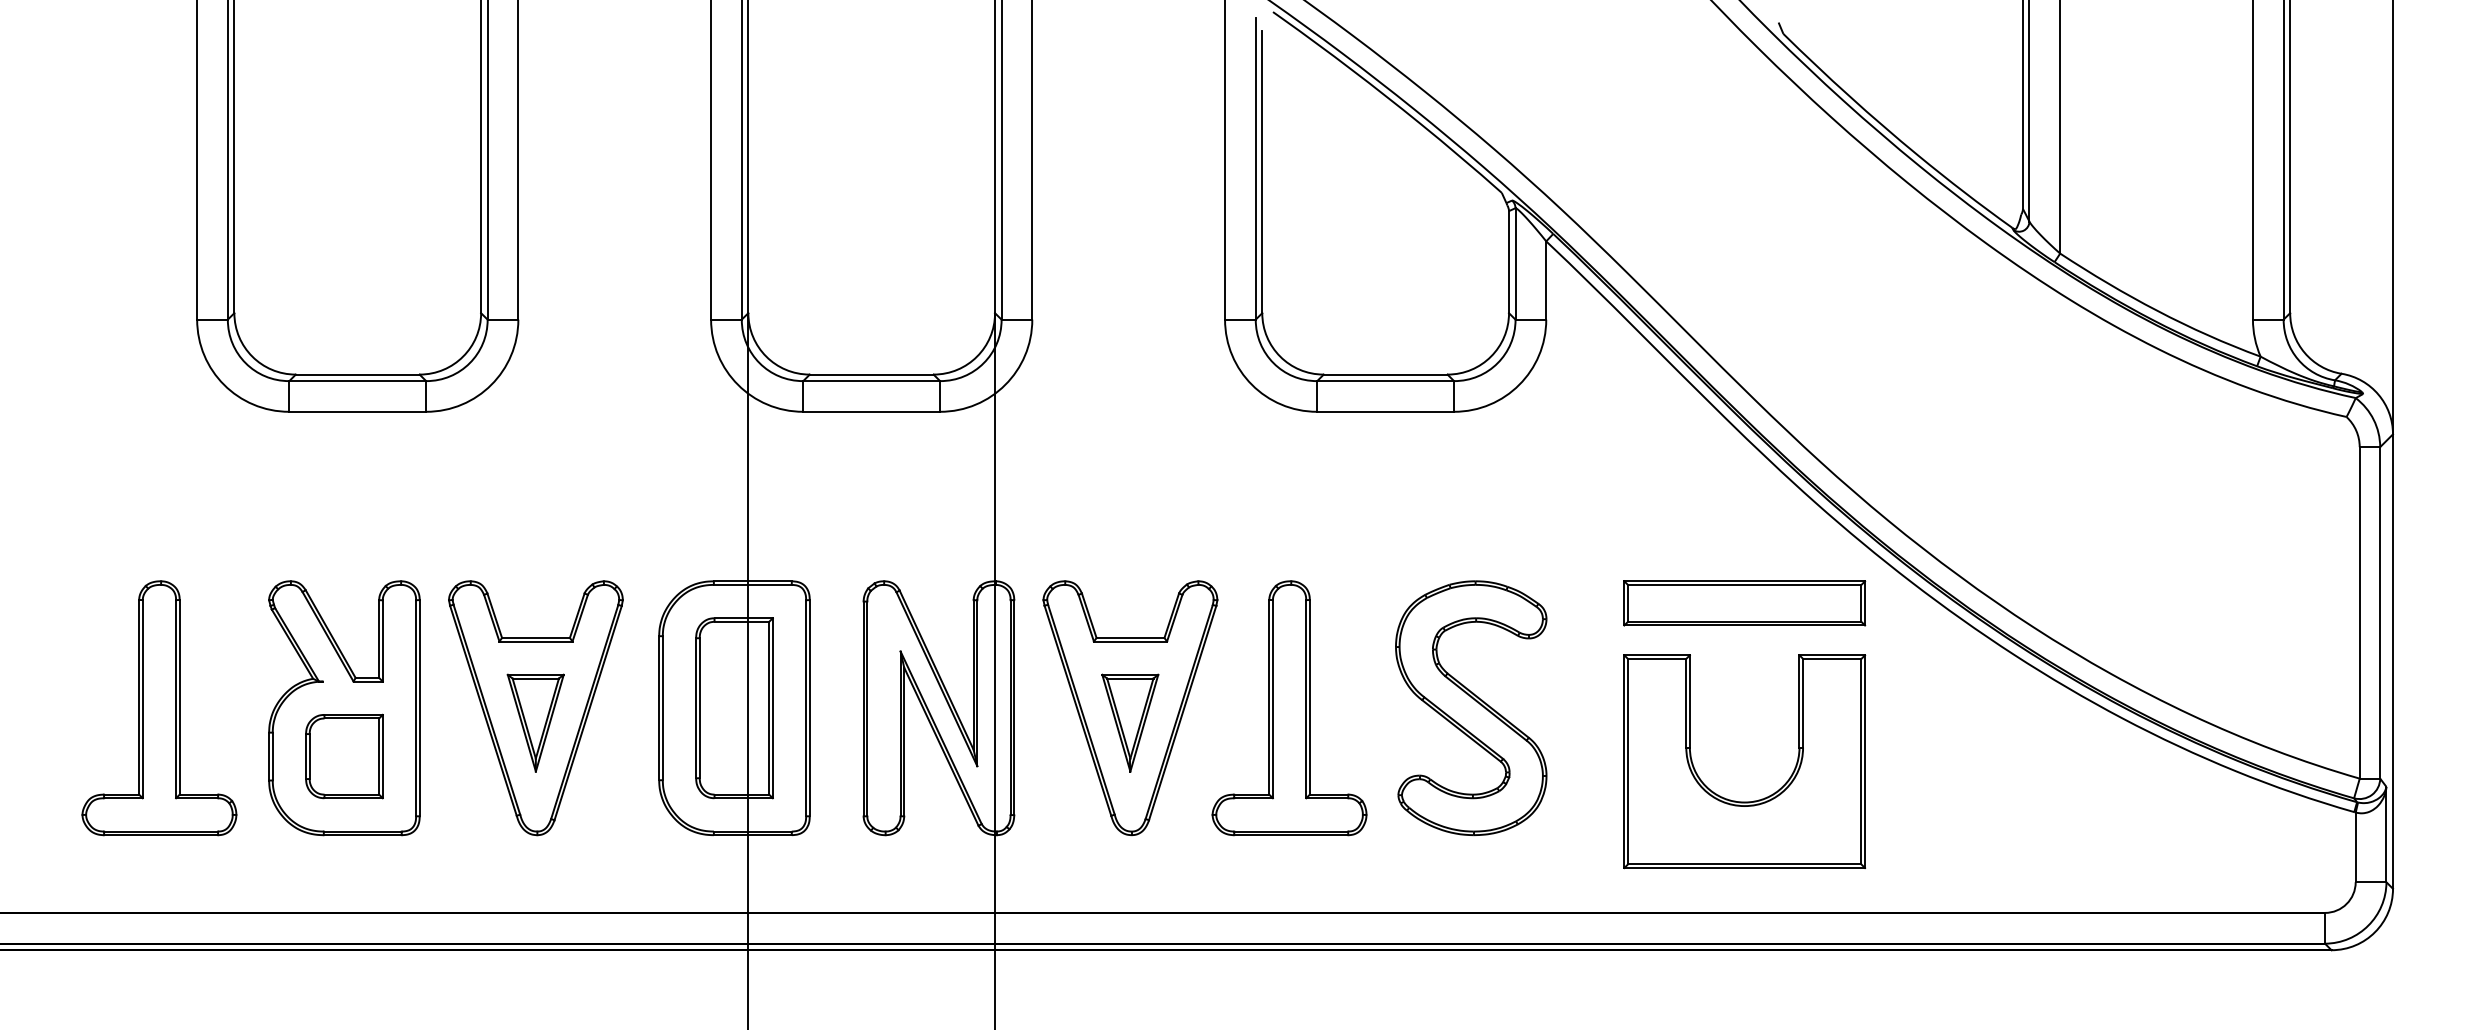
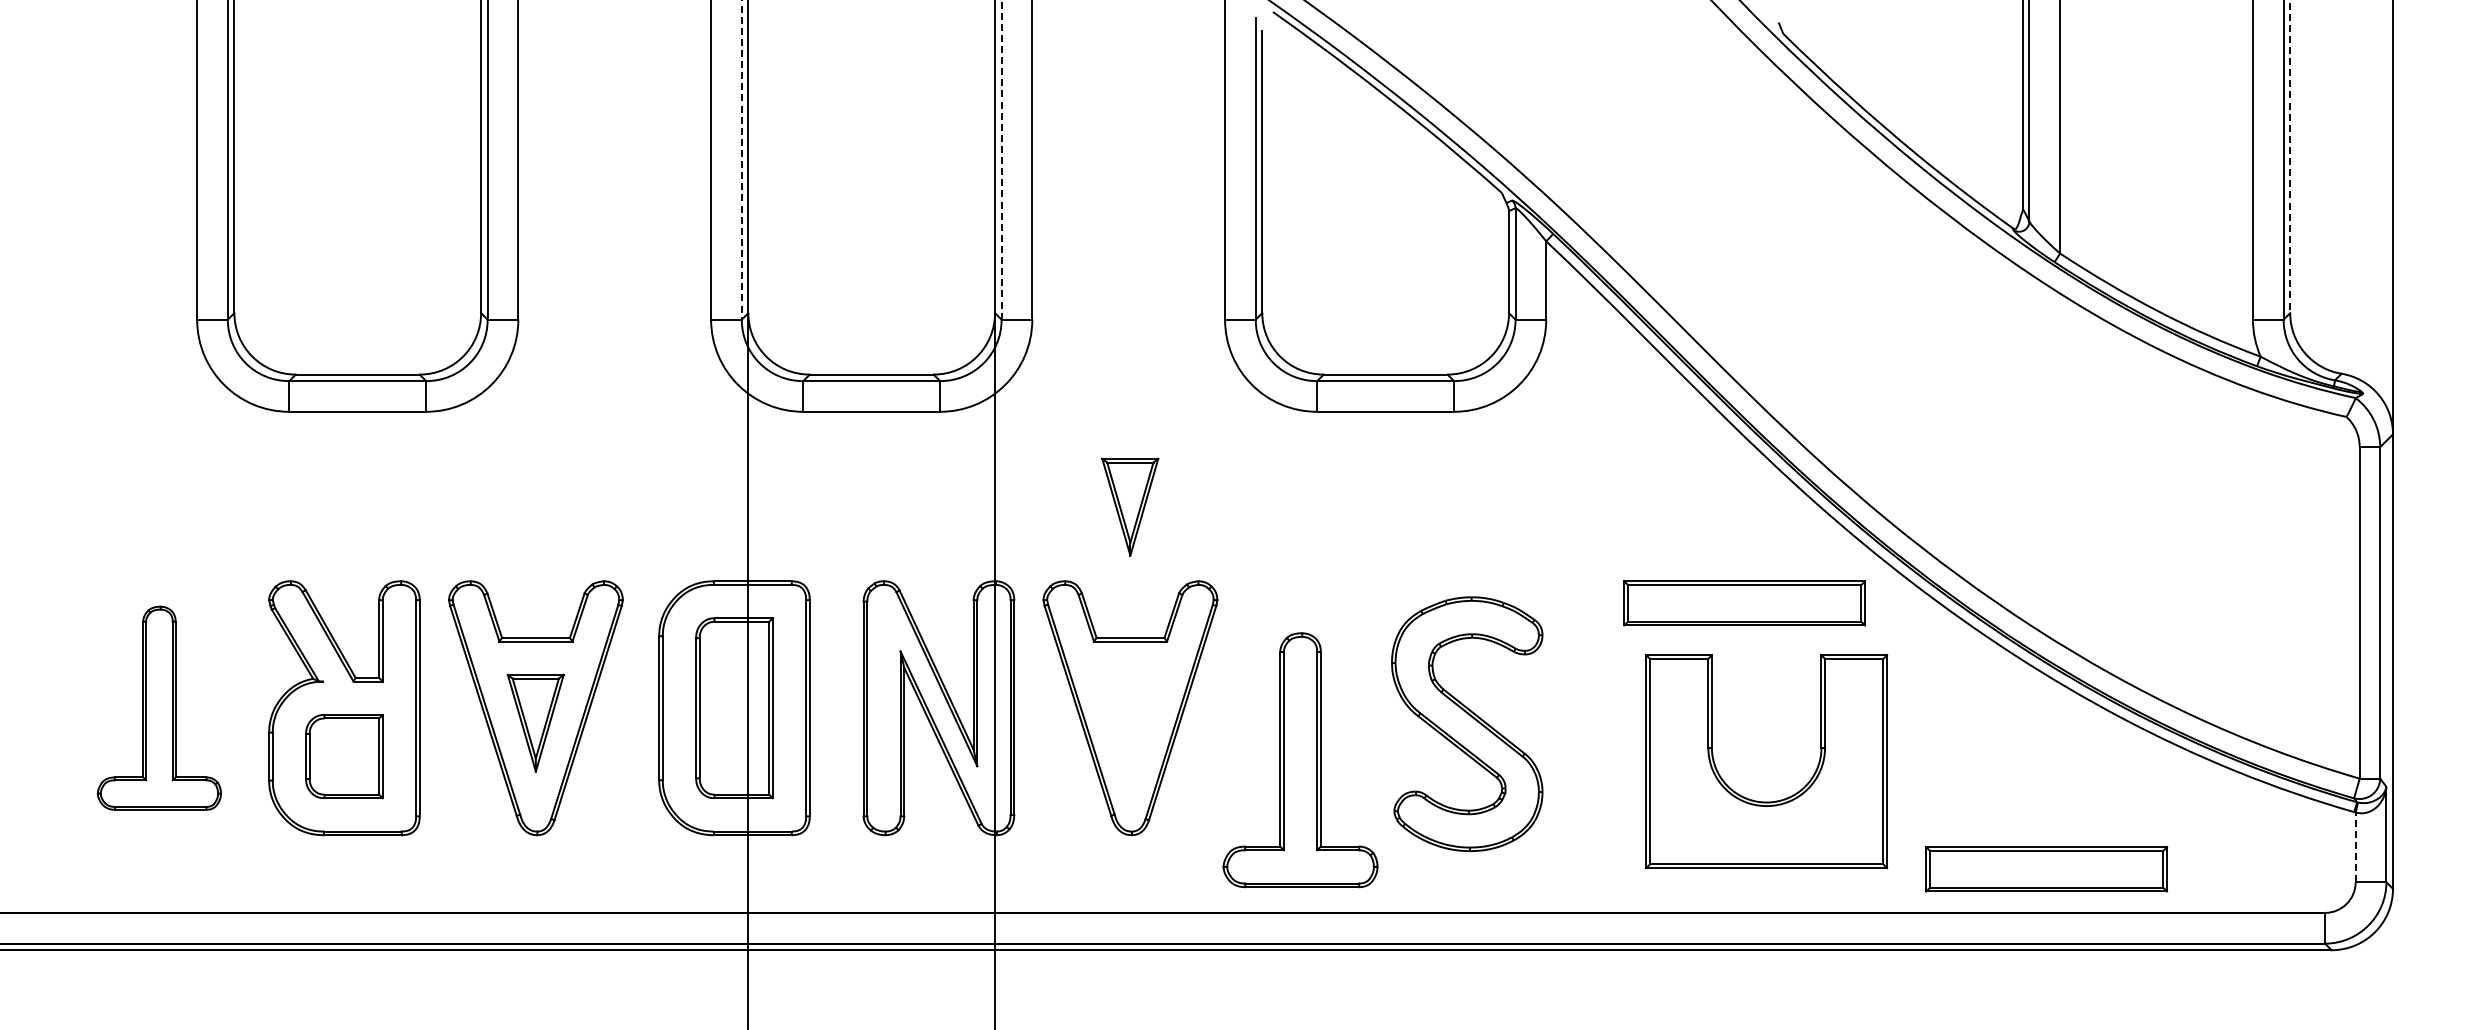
line: solid -> dashed (2290, 157)
line: solid -> dashed (1001, 159)
line: solid -> dashed (741, 160)
part size: 157x257 px -> 126x206 px (158, 707)
part position: (1289, 708) -> (1300, 760) (1300, 760)
part position: (1471, 708) -> (1467, 724) (1467, 724)
part position: (1130, 722) -> (1130, 506) (1130, 506)
part position: (1744, 801) -> (1766, 801) (1766, 801)
line: solid -> dashed (2355, 847)
part: none -> present (2046, 869)
